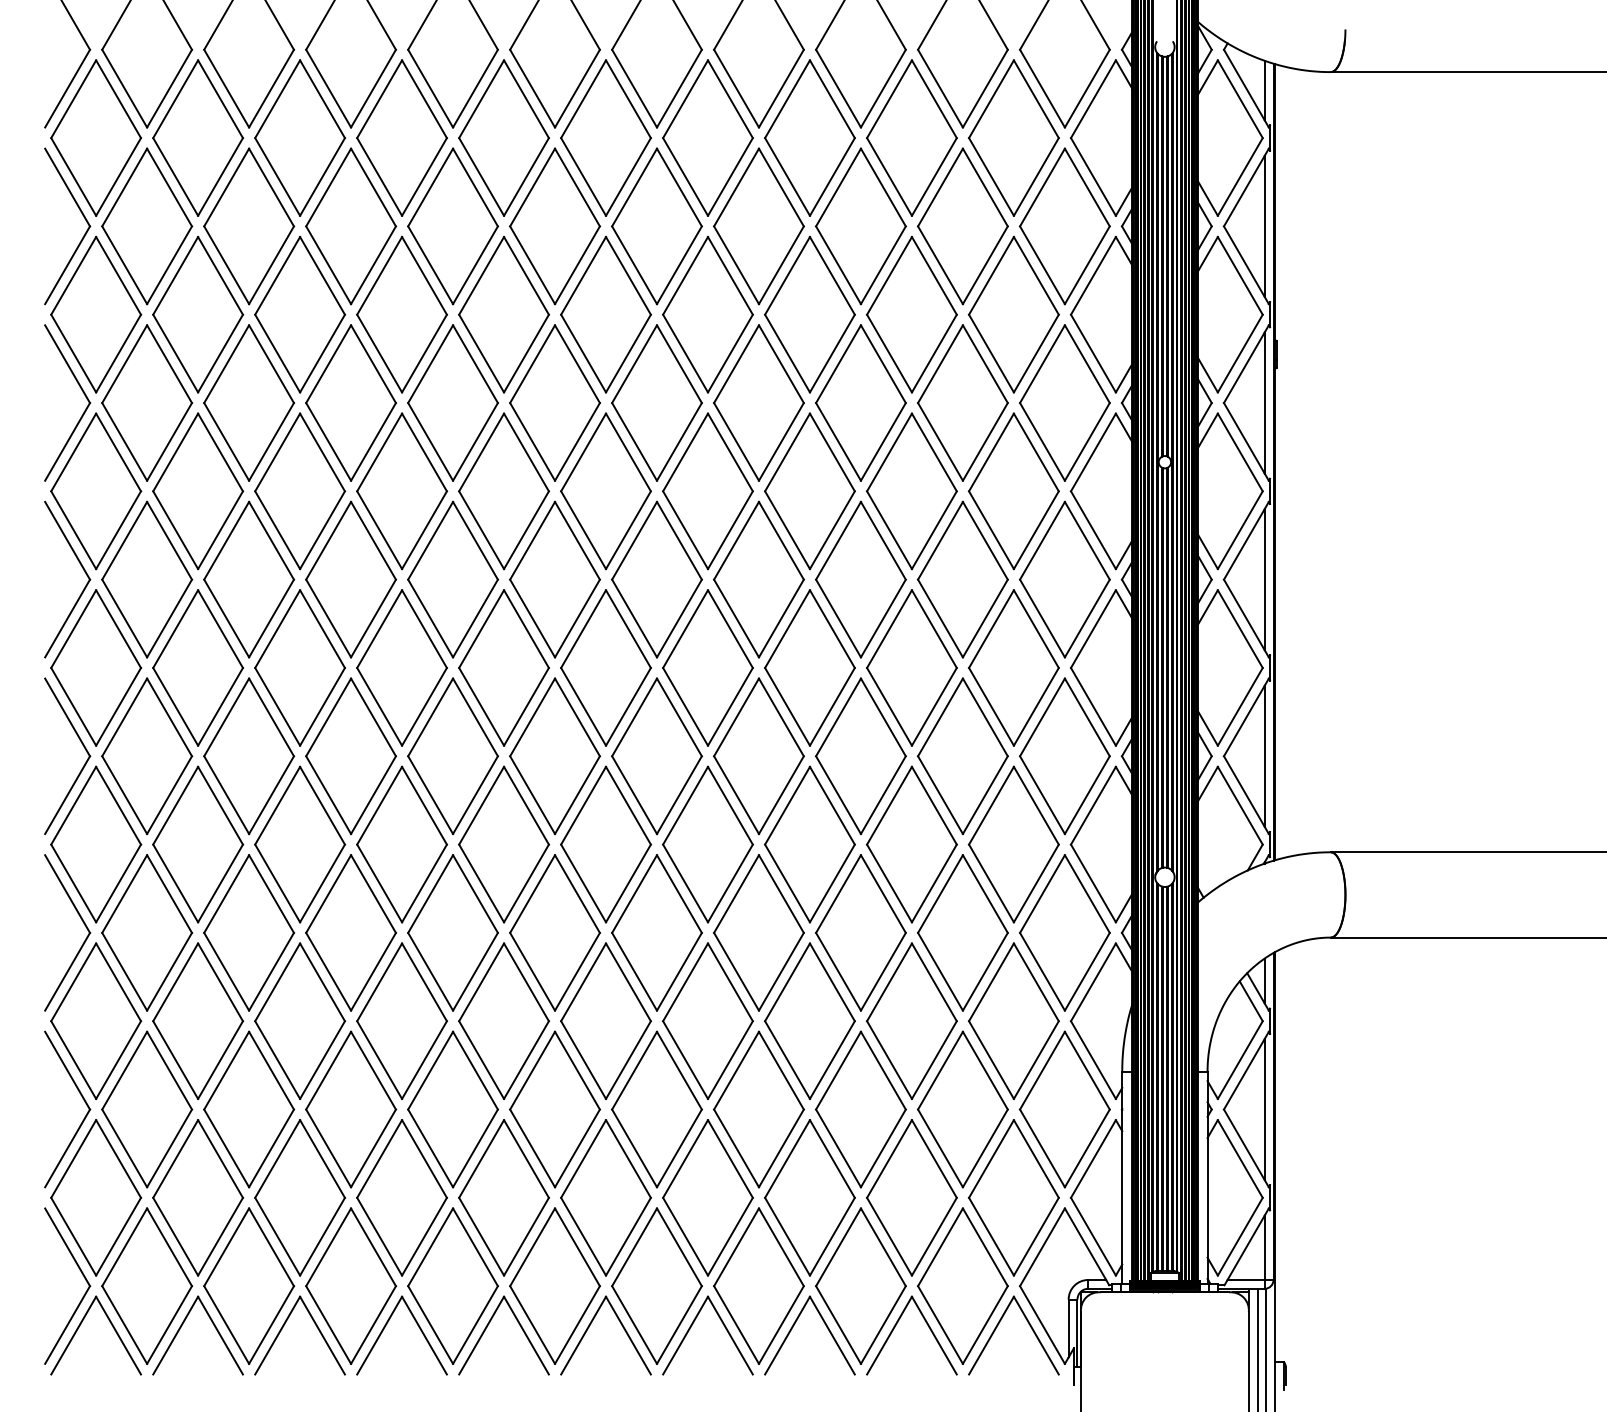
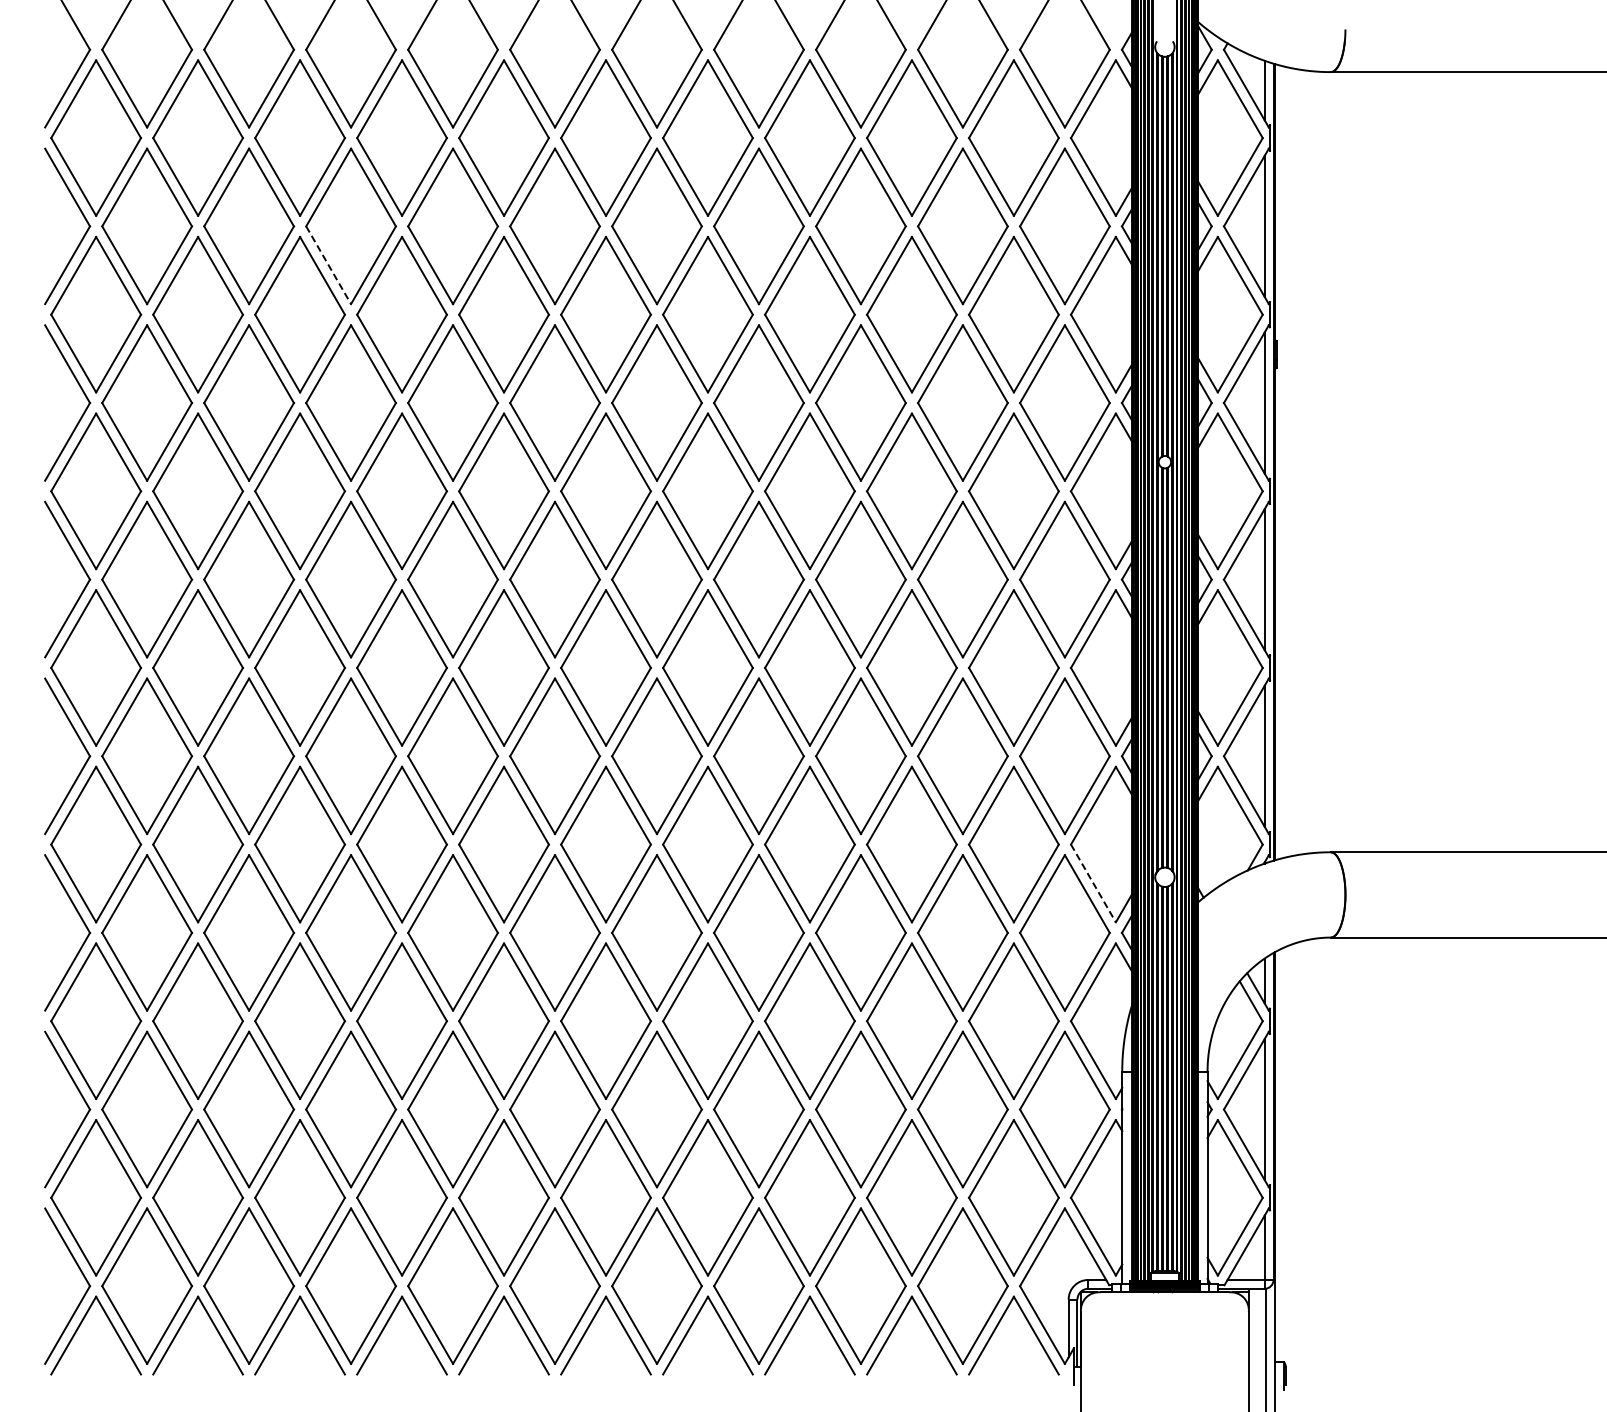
line: solid -> dashed (328, 265)
line: solid -> dashed (1093, 883)
line: present -> none (1257, 1348)
